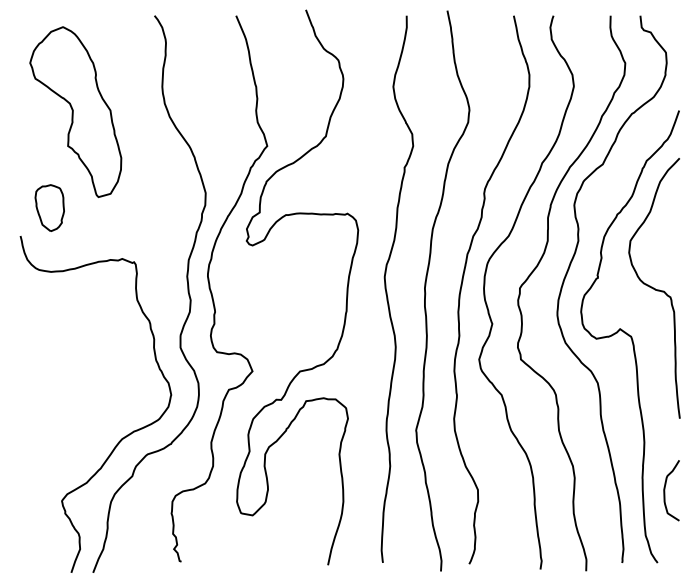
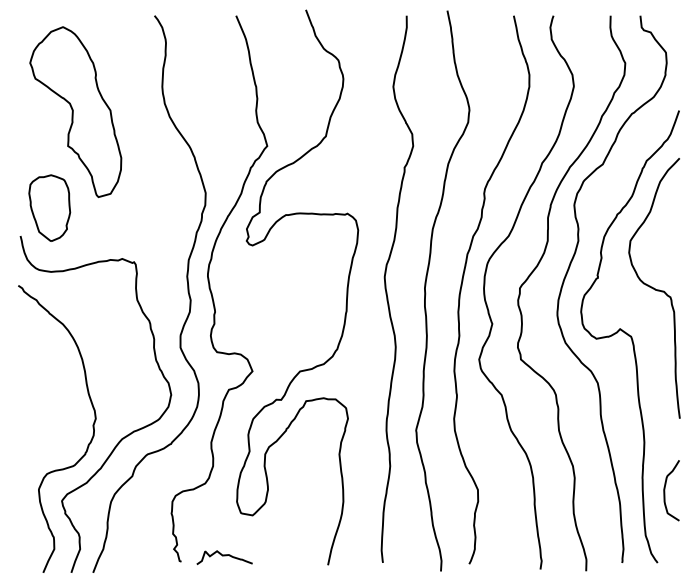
part size: 31x48 px -> 44x68 px (49, 207)
curve: none -> present (88, 443)
curve: none -> present (224, 556)
